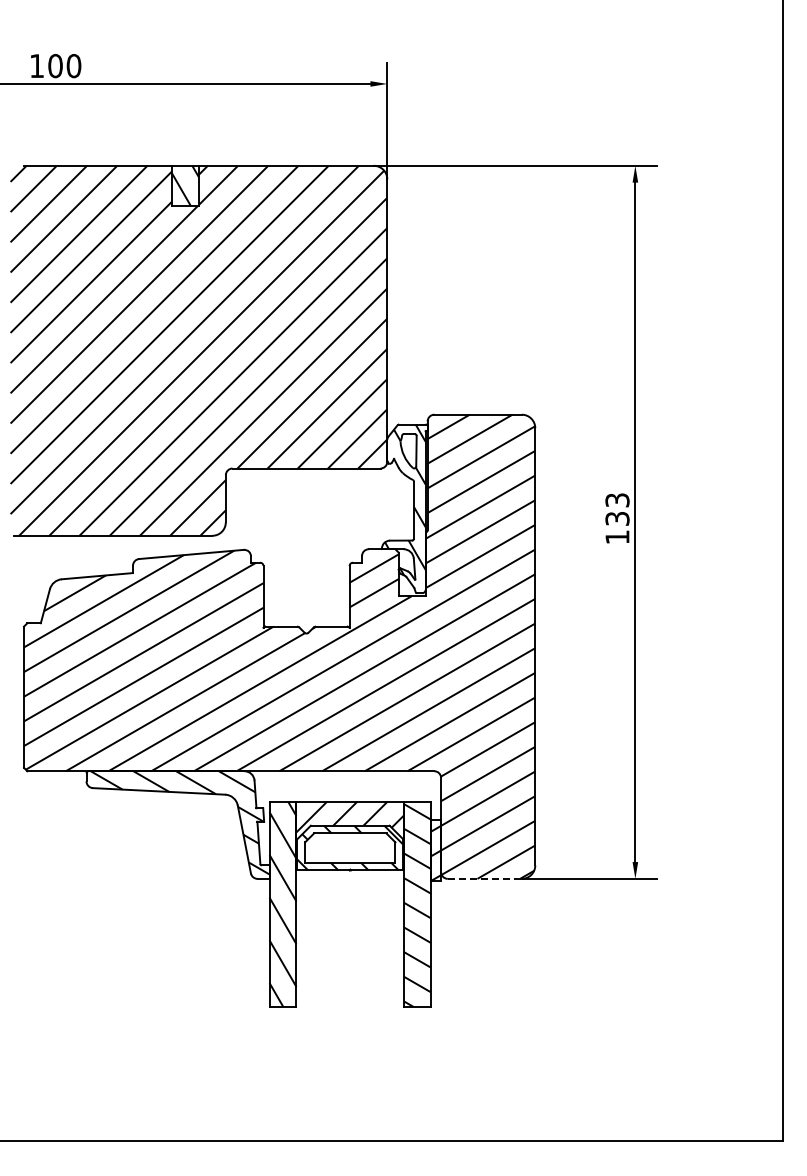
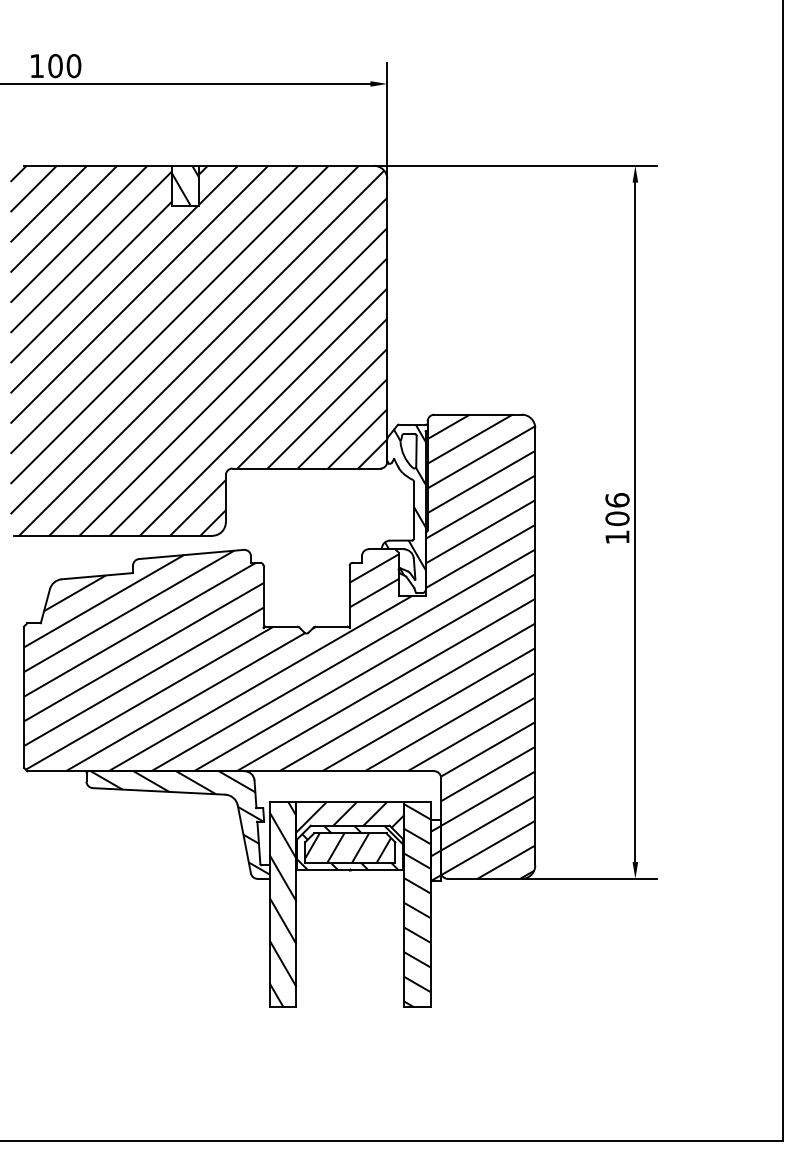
text: 133 -> 106 (617, 509)
hatch: none -> present (348, 847)
line: dashed -> solid (484, 878)
